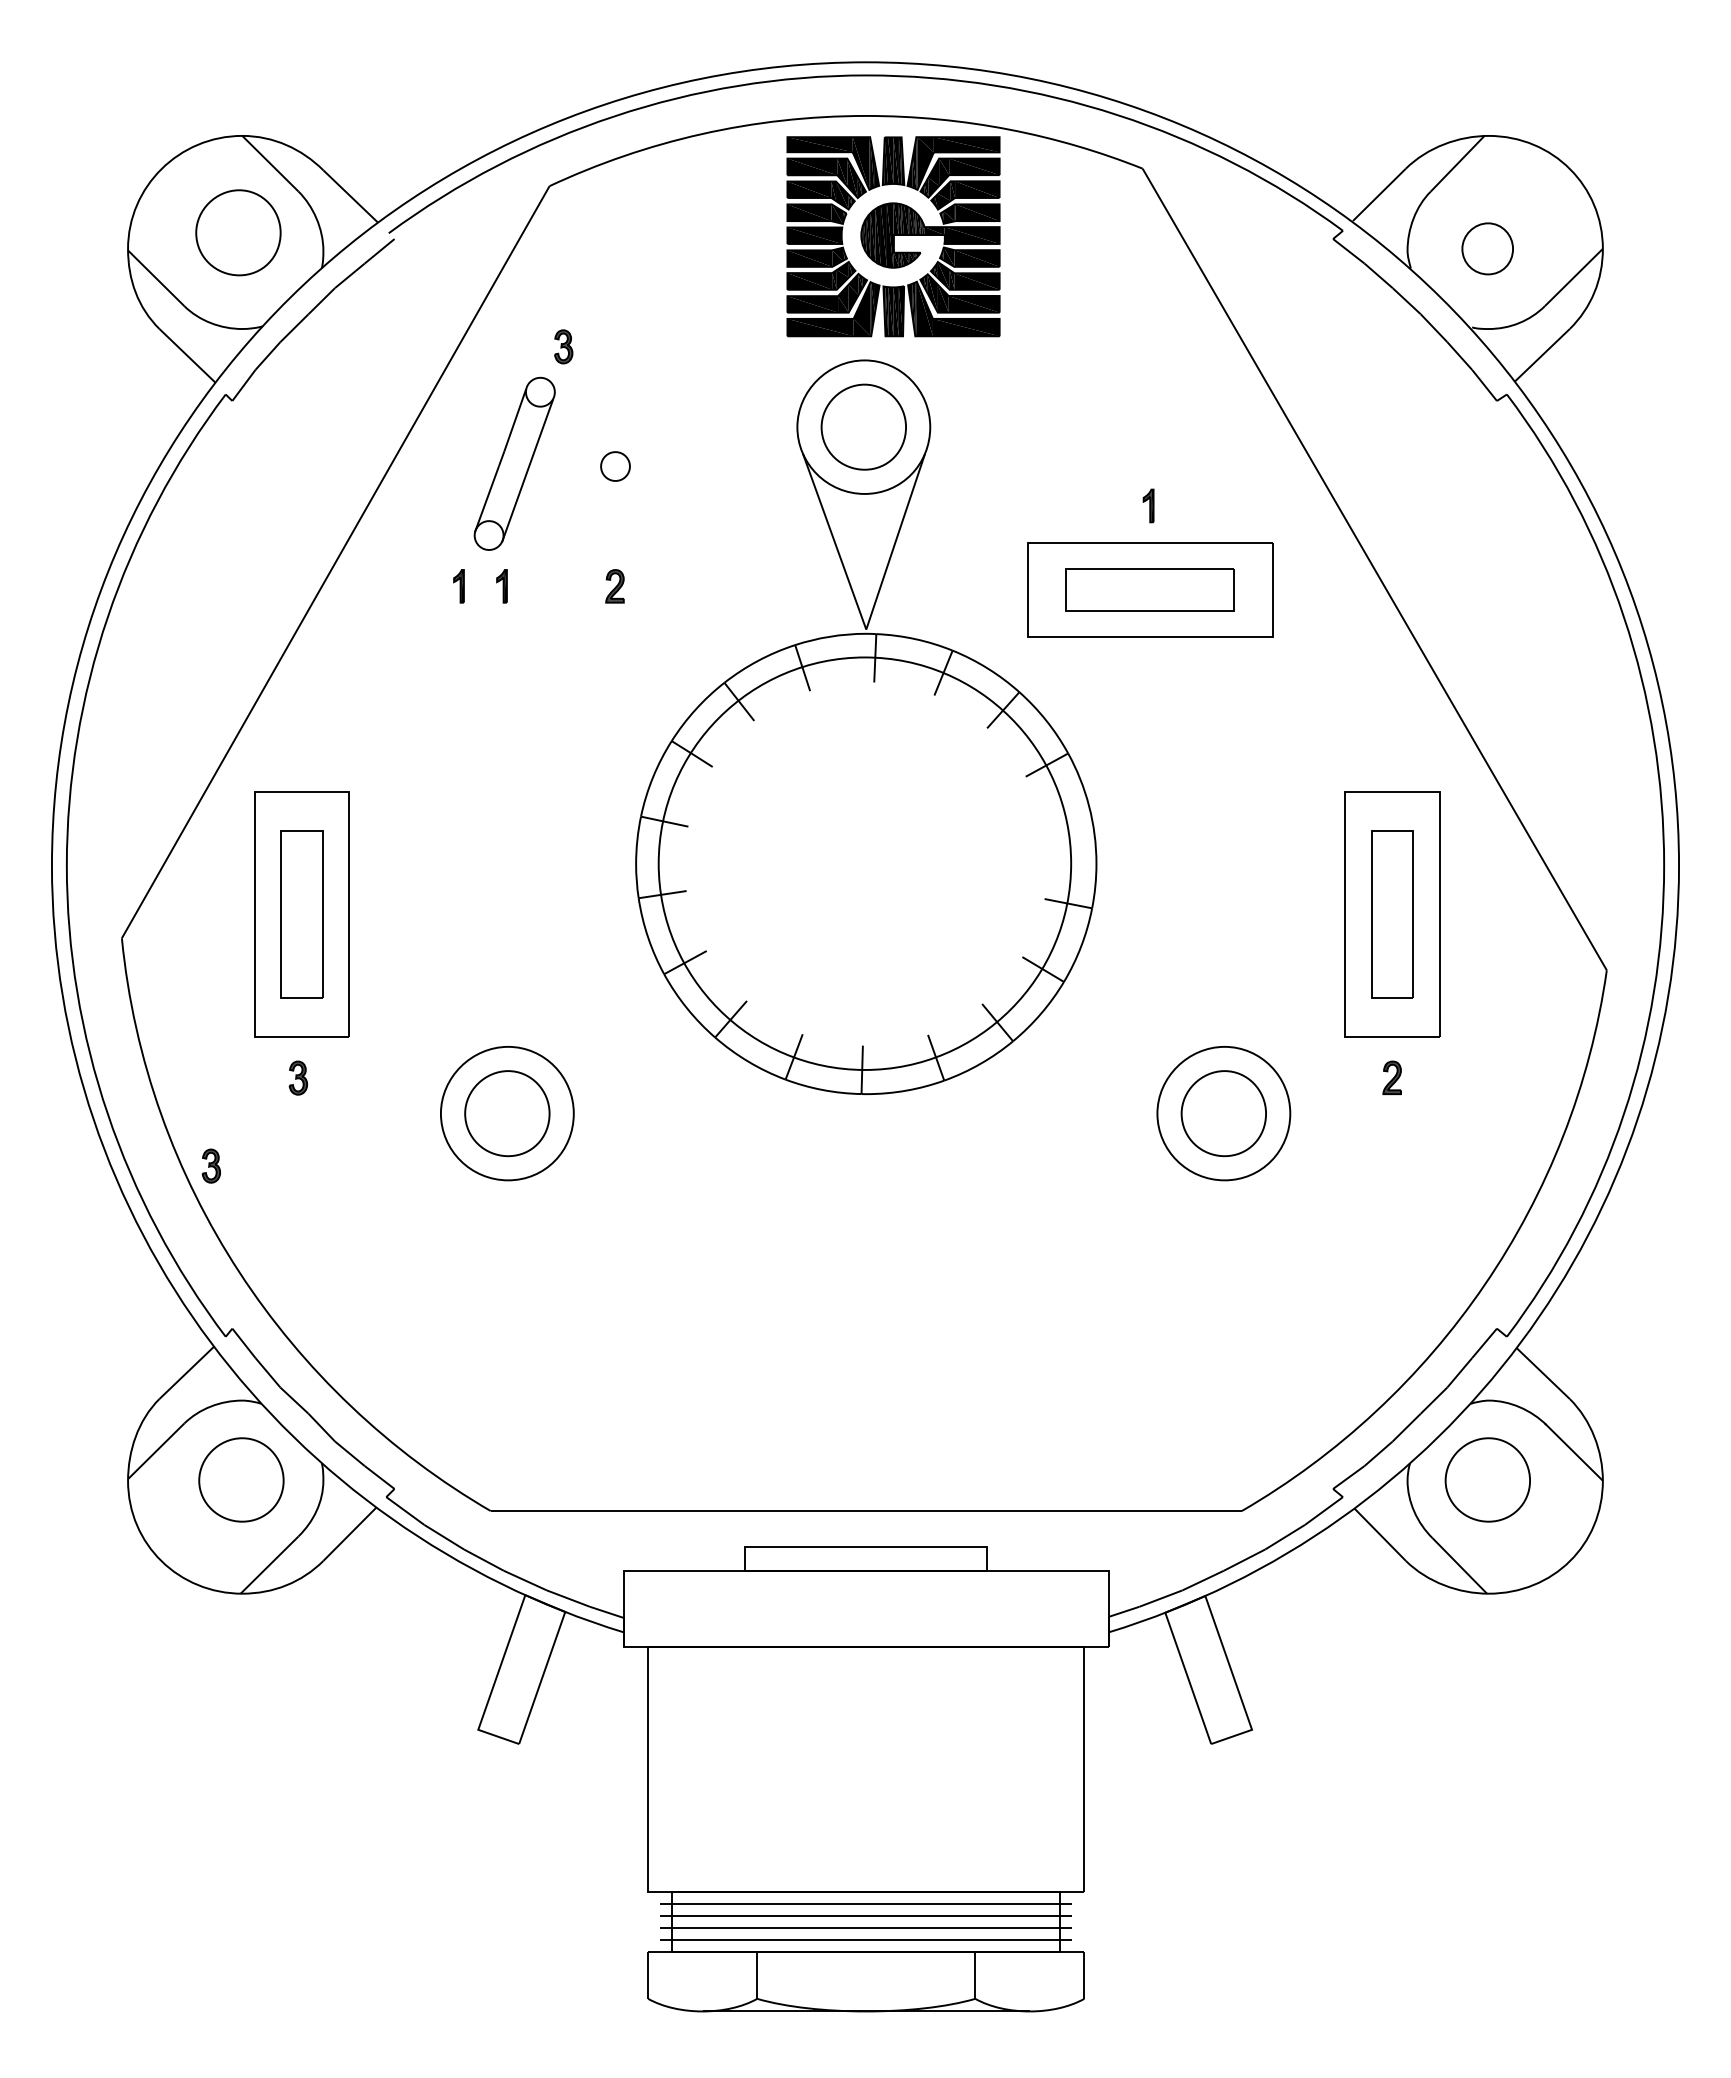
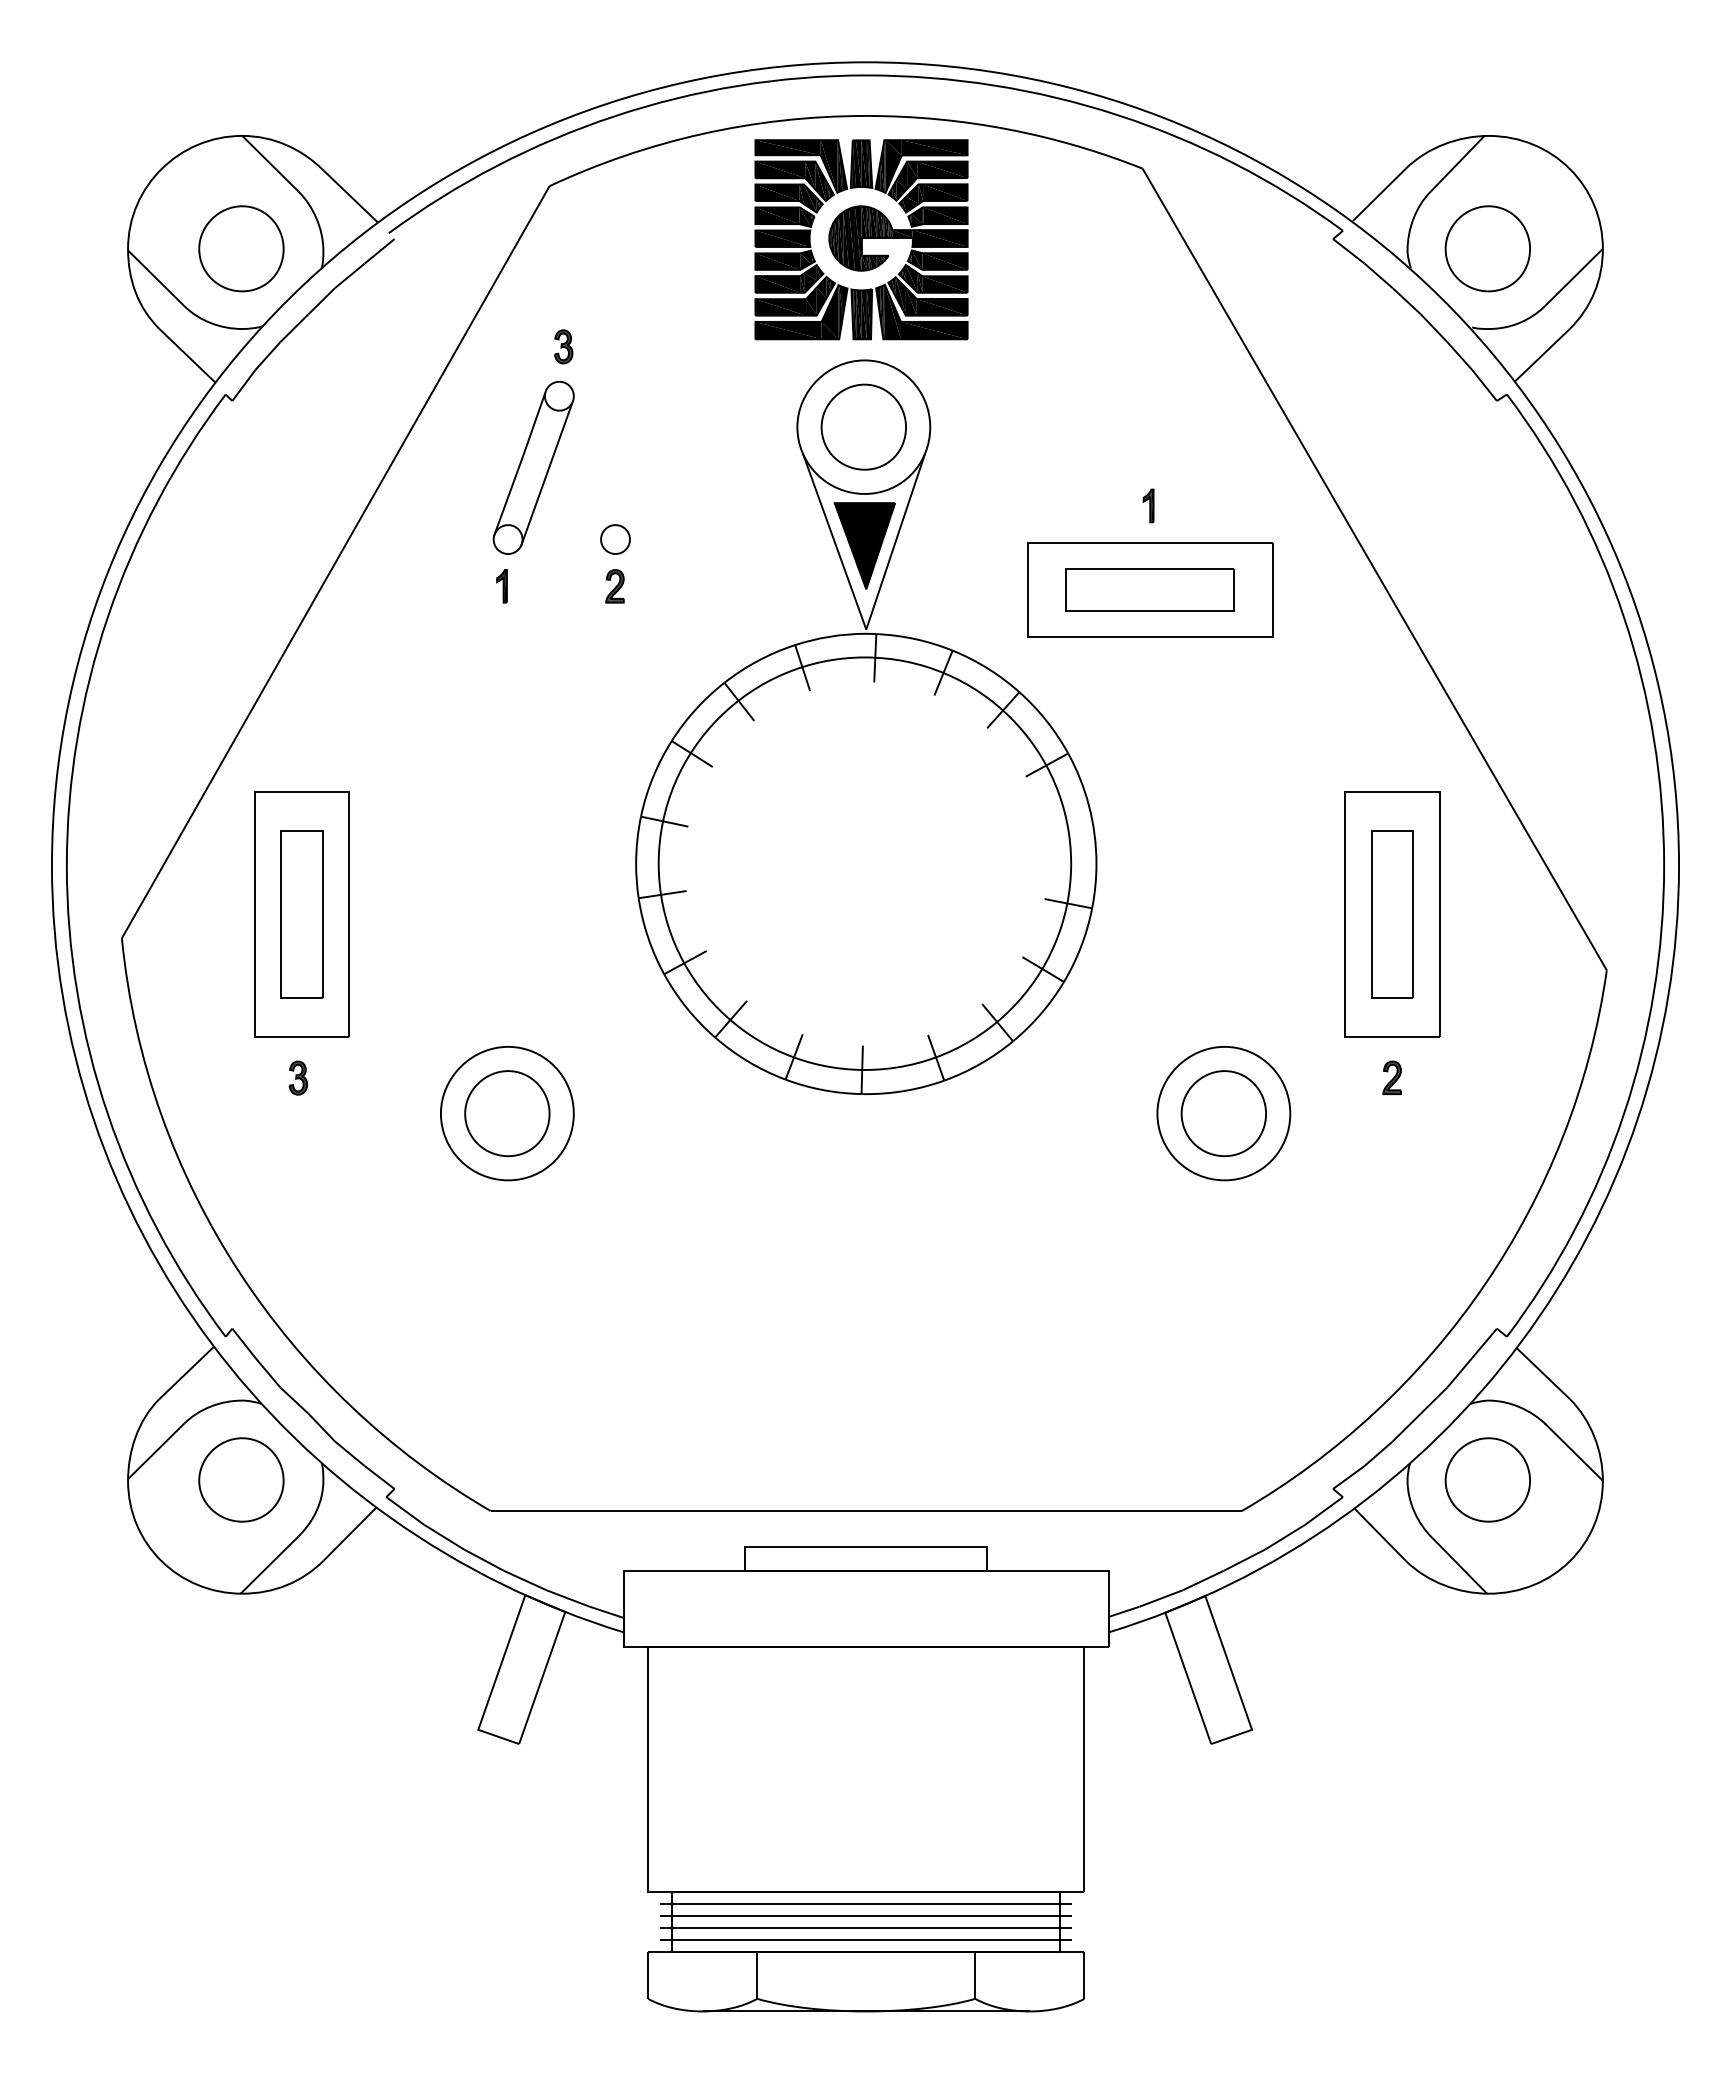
part position: (238, 232) -> (241, 248) (241, 248)
part position: (893, 236) -> (861, 239) (861, 239)
part size: 53x54 px -> 87x88 px (1487, 248)
part position: (514, 463) -> (533, 467) (533, 467)
part position: (615, 466) -> (615, 539) (615, 539)
part: none -> present (864, 545)
part: present -> none (458, 586)
part: present -> none (210, 1165)
